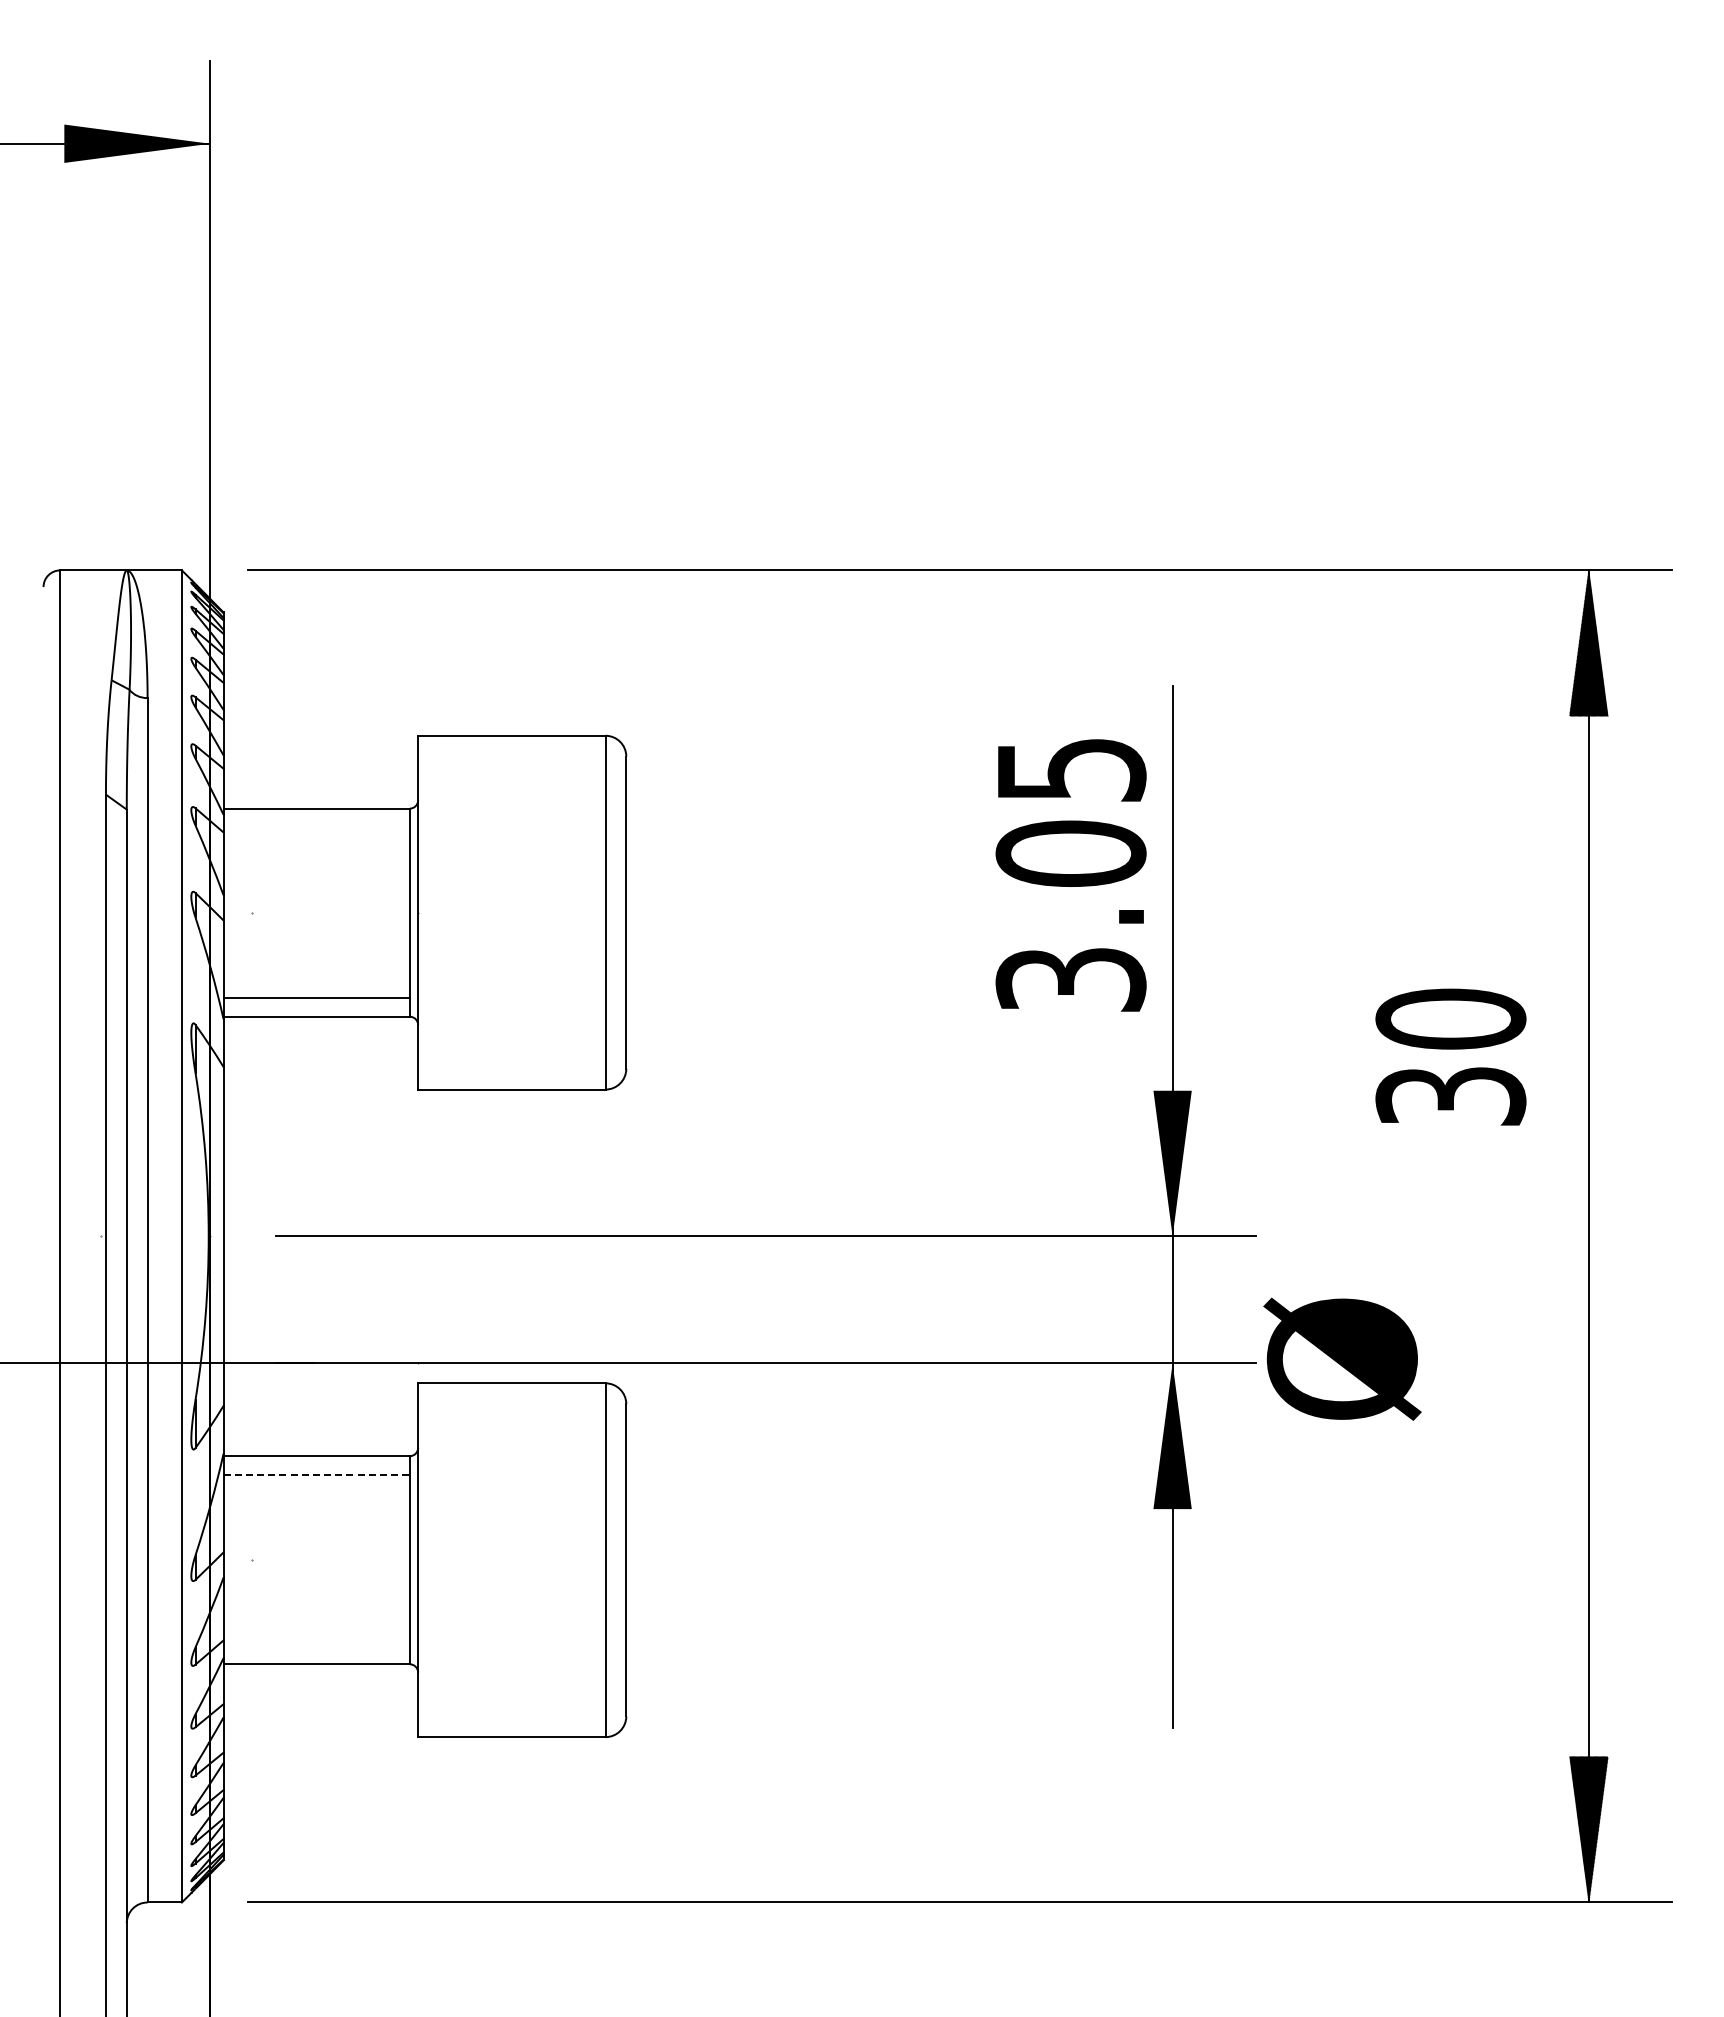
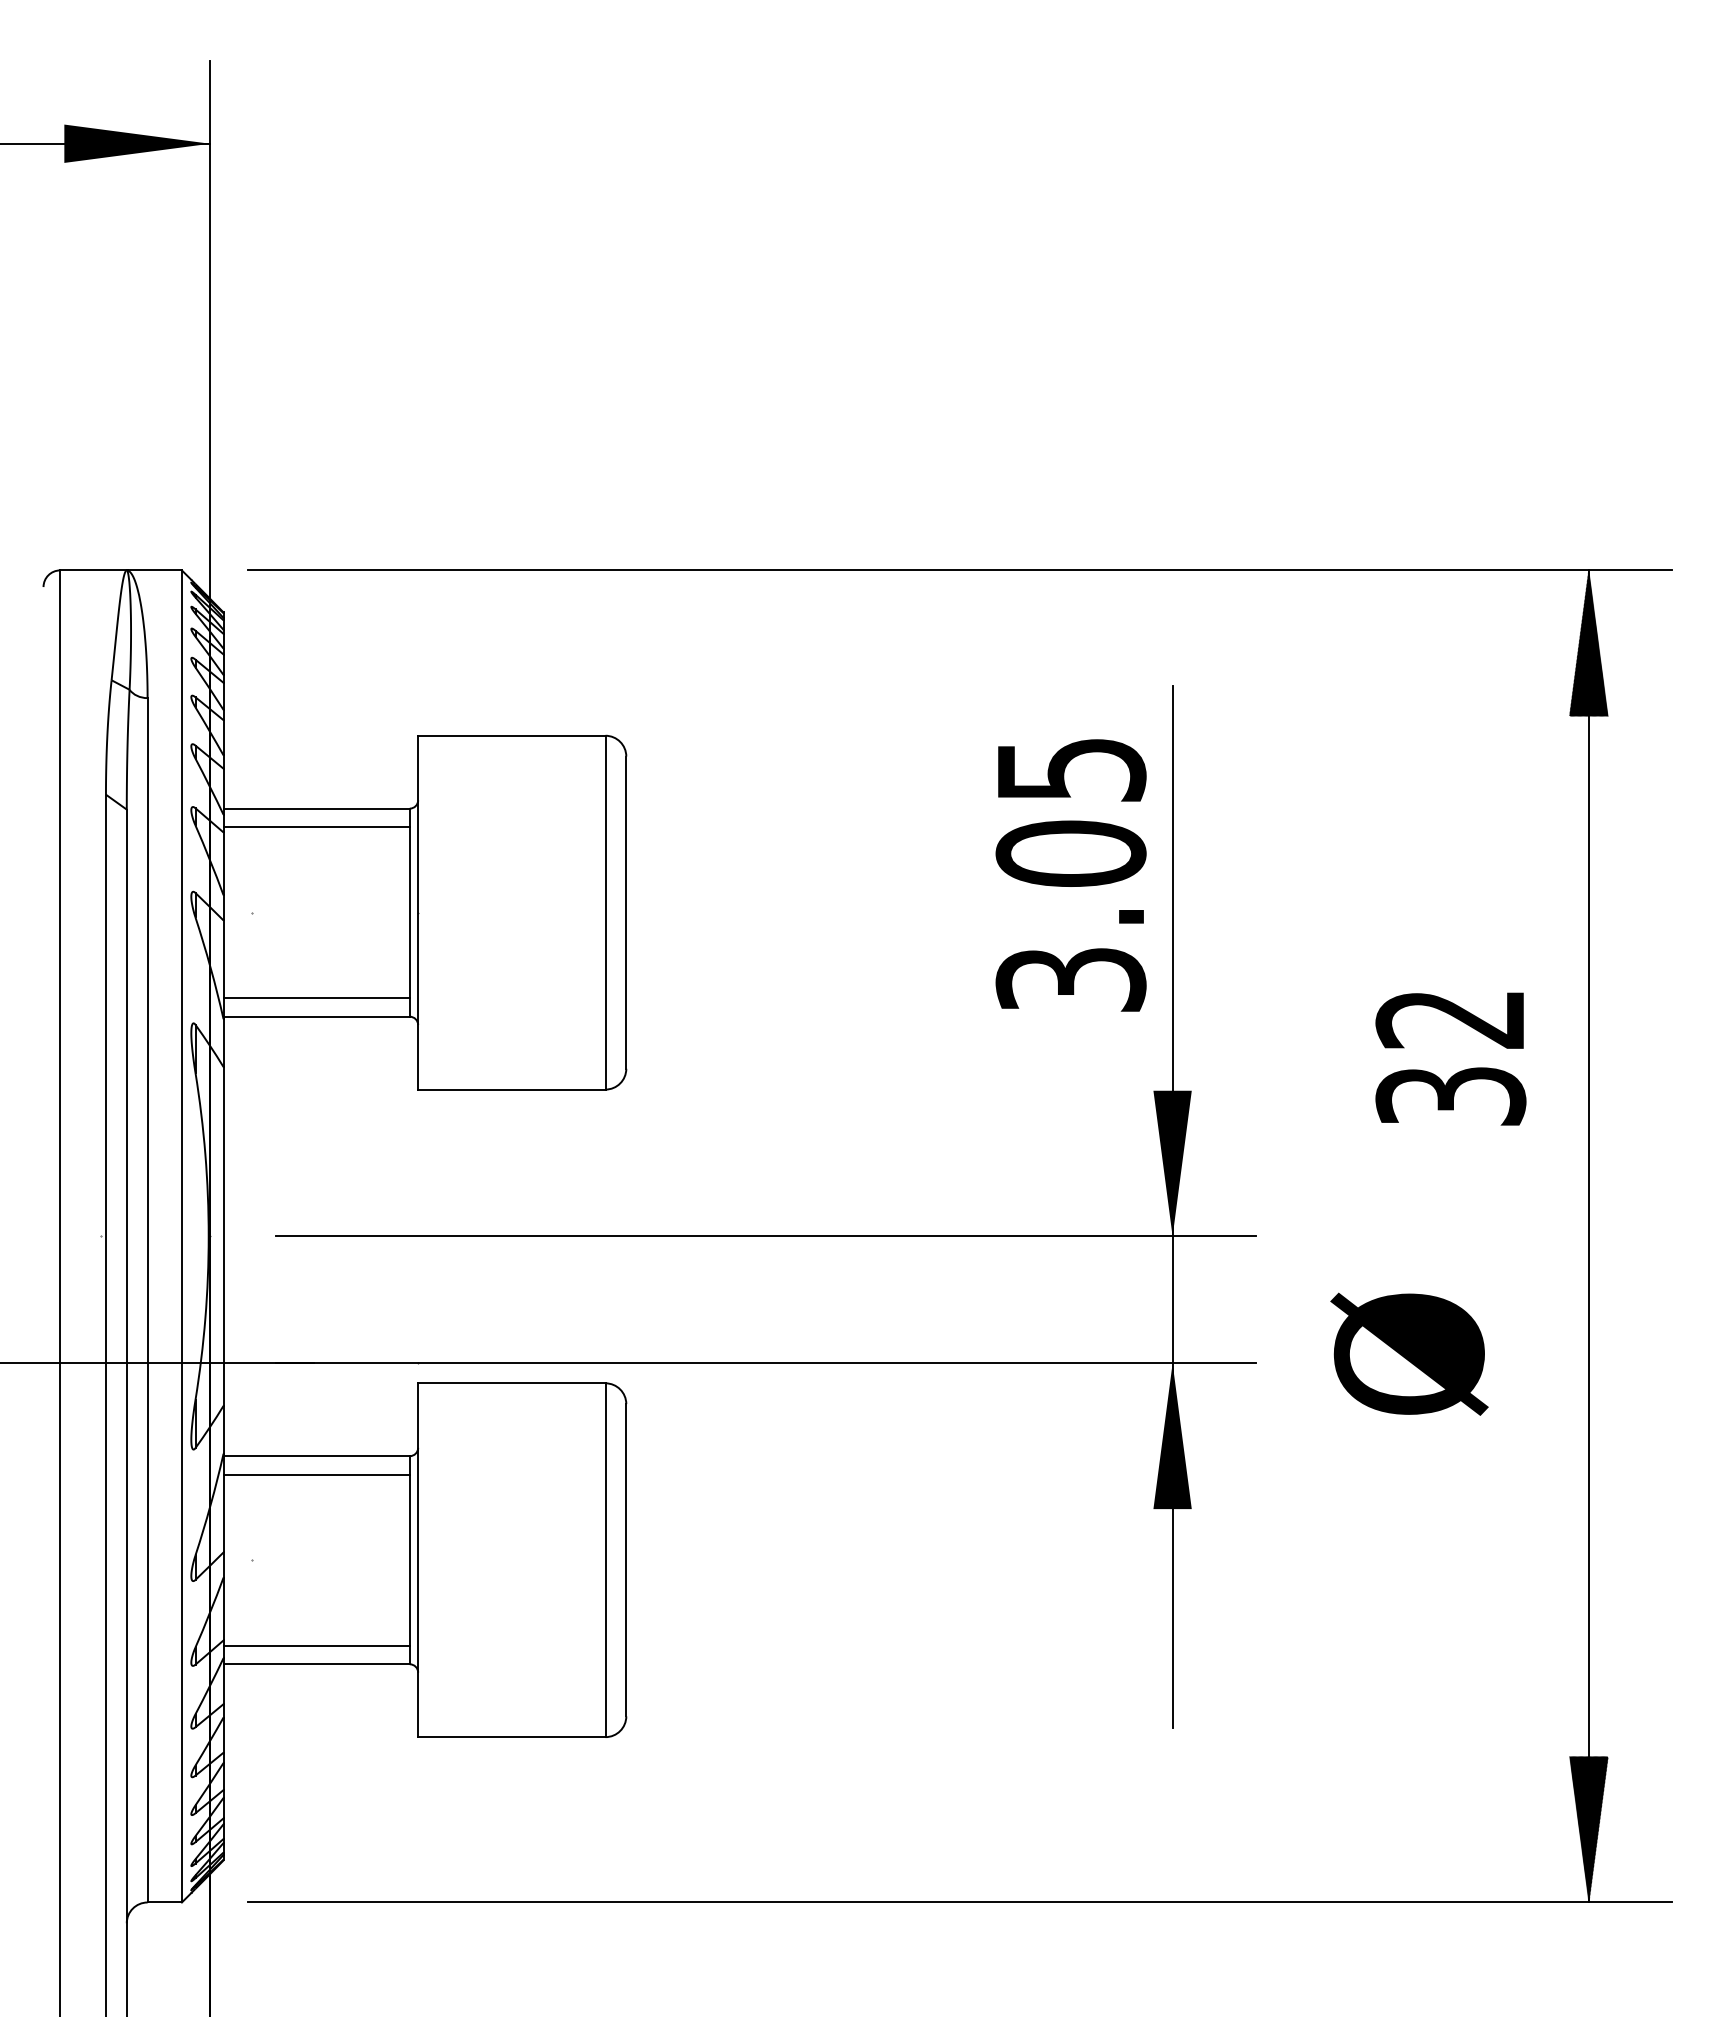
line: none -> present (316, 827)
text: 30 -> 32 (1450, 1018)
text position: (1342, 1358) -> (1409, 1353) (1409, 1353)
line: dashed -> solid (317, 1474)
line: none -> present (316, 1645)
